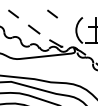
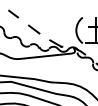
line: present -> none (52, 13)
